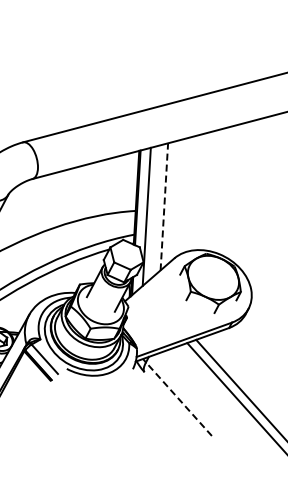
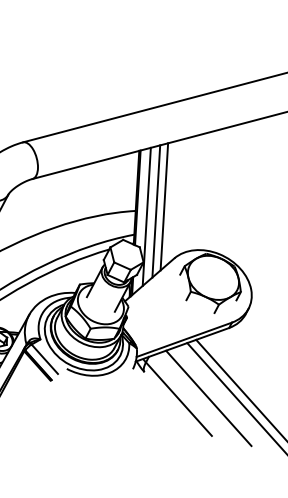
line: dashed -> solid (164, 206)
line: none -> present (156, 211)
line: dashed -> solid (178, 398)
line: none -> present (208, 398)
